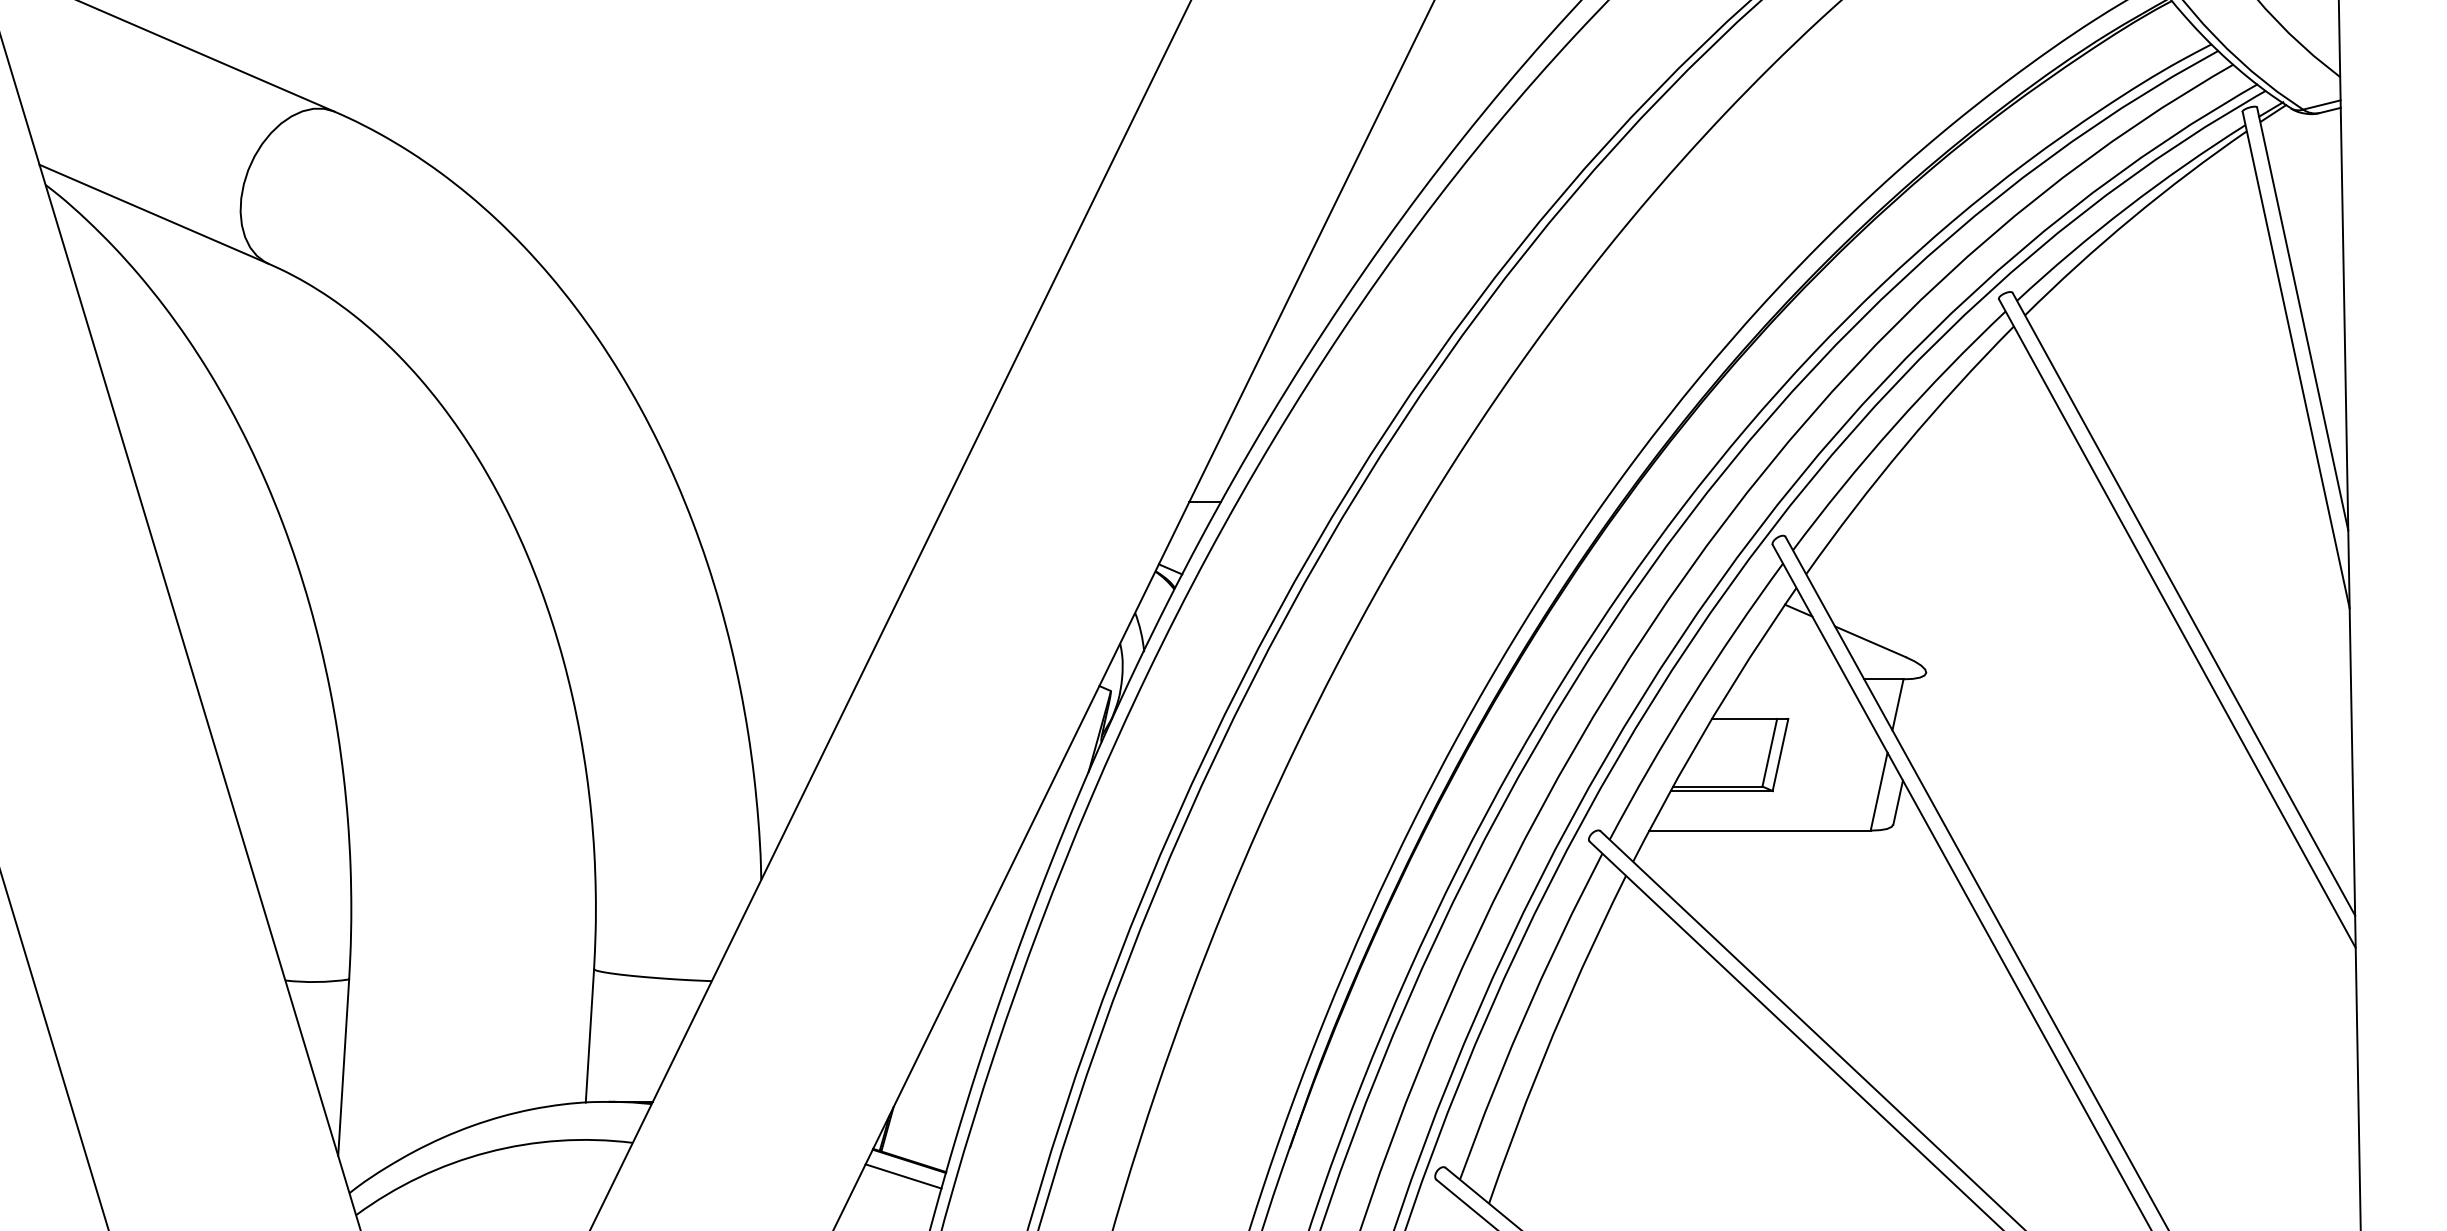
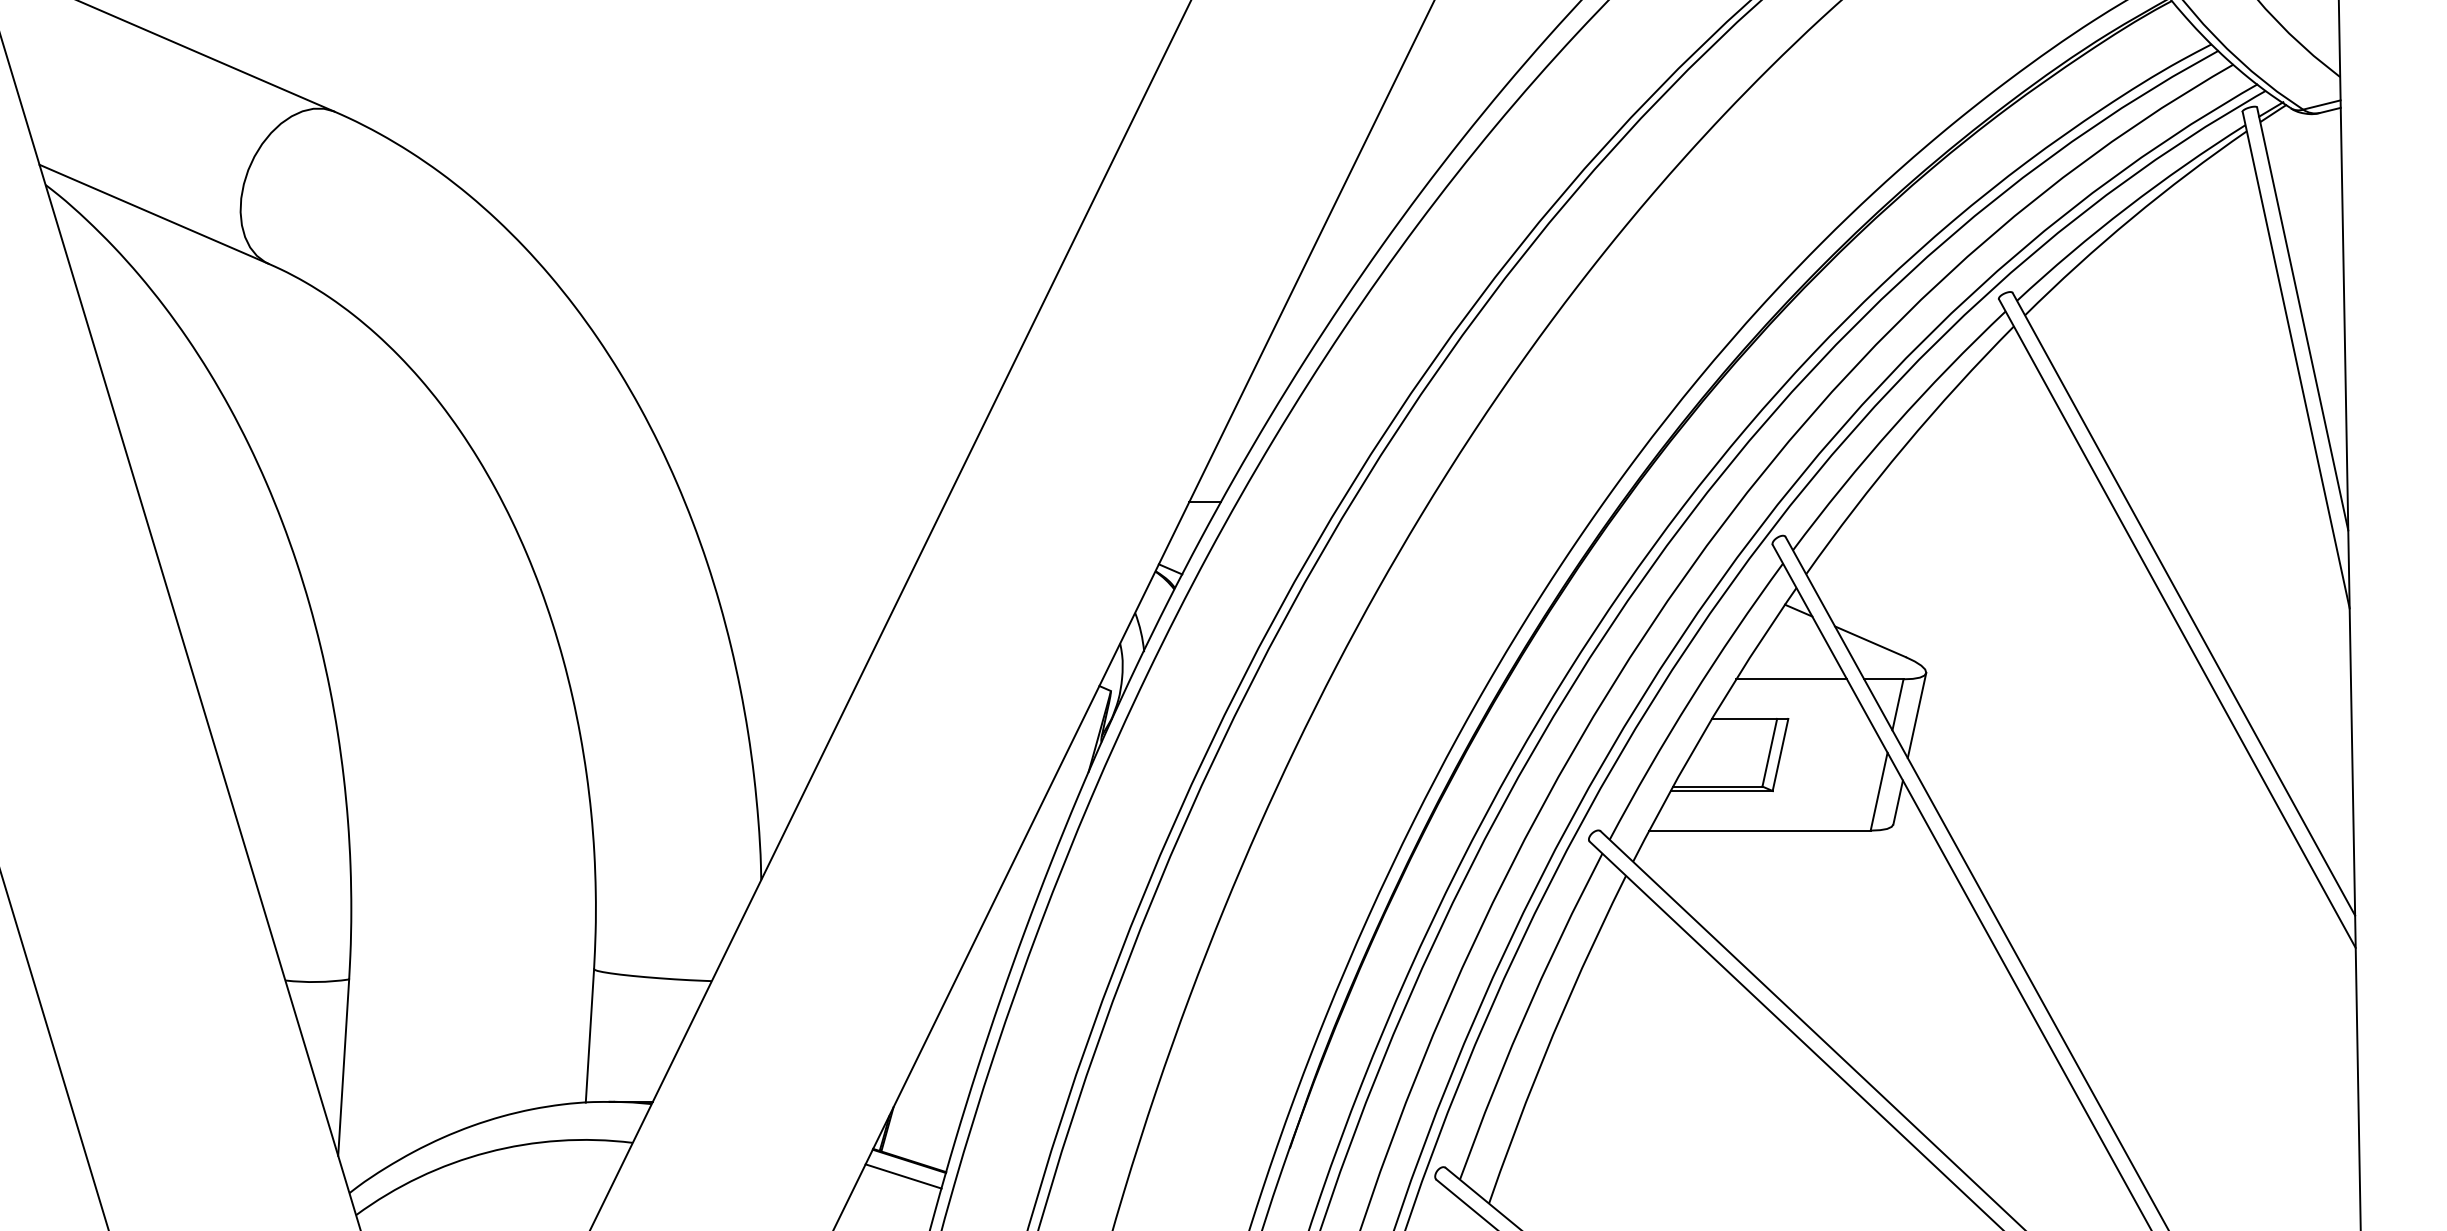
line: none -> present (1791, 679)
line: none -> present (1916, 715)
